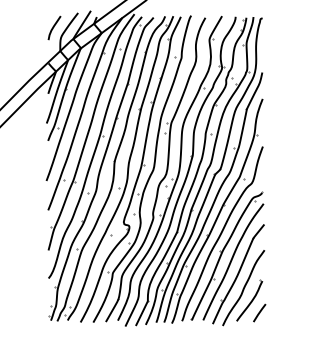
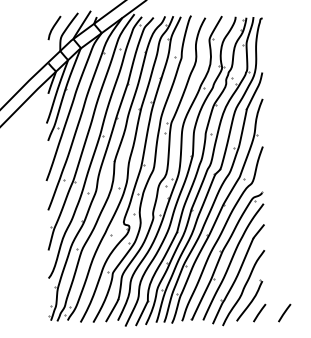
line: none -> present (284, 312)
